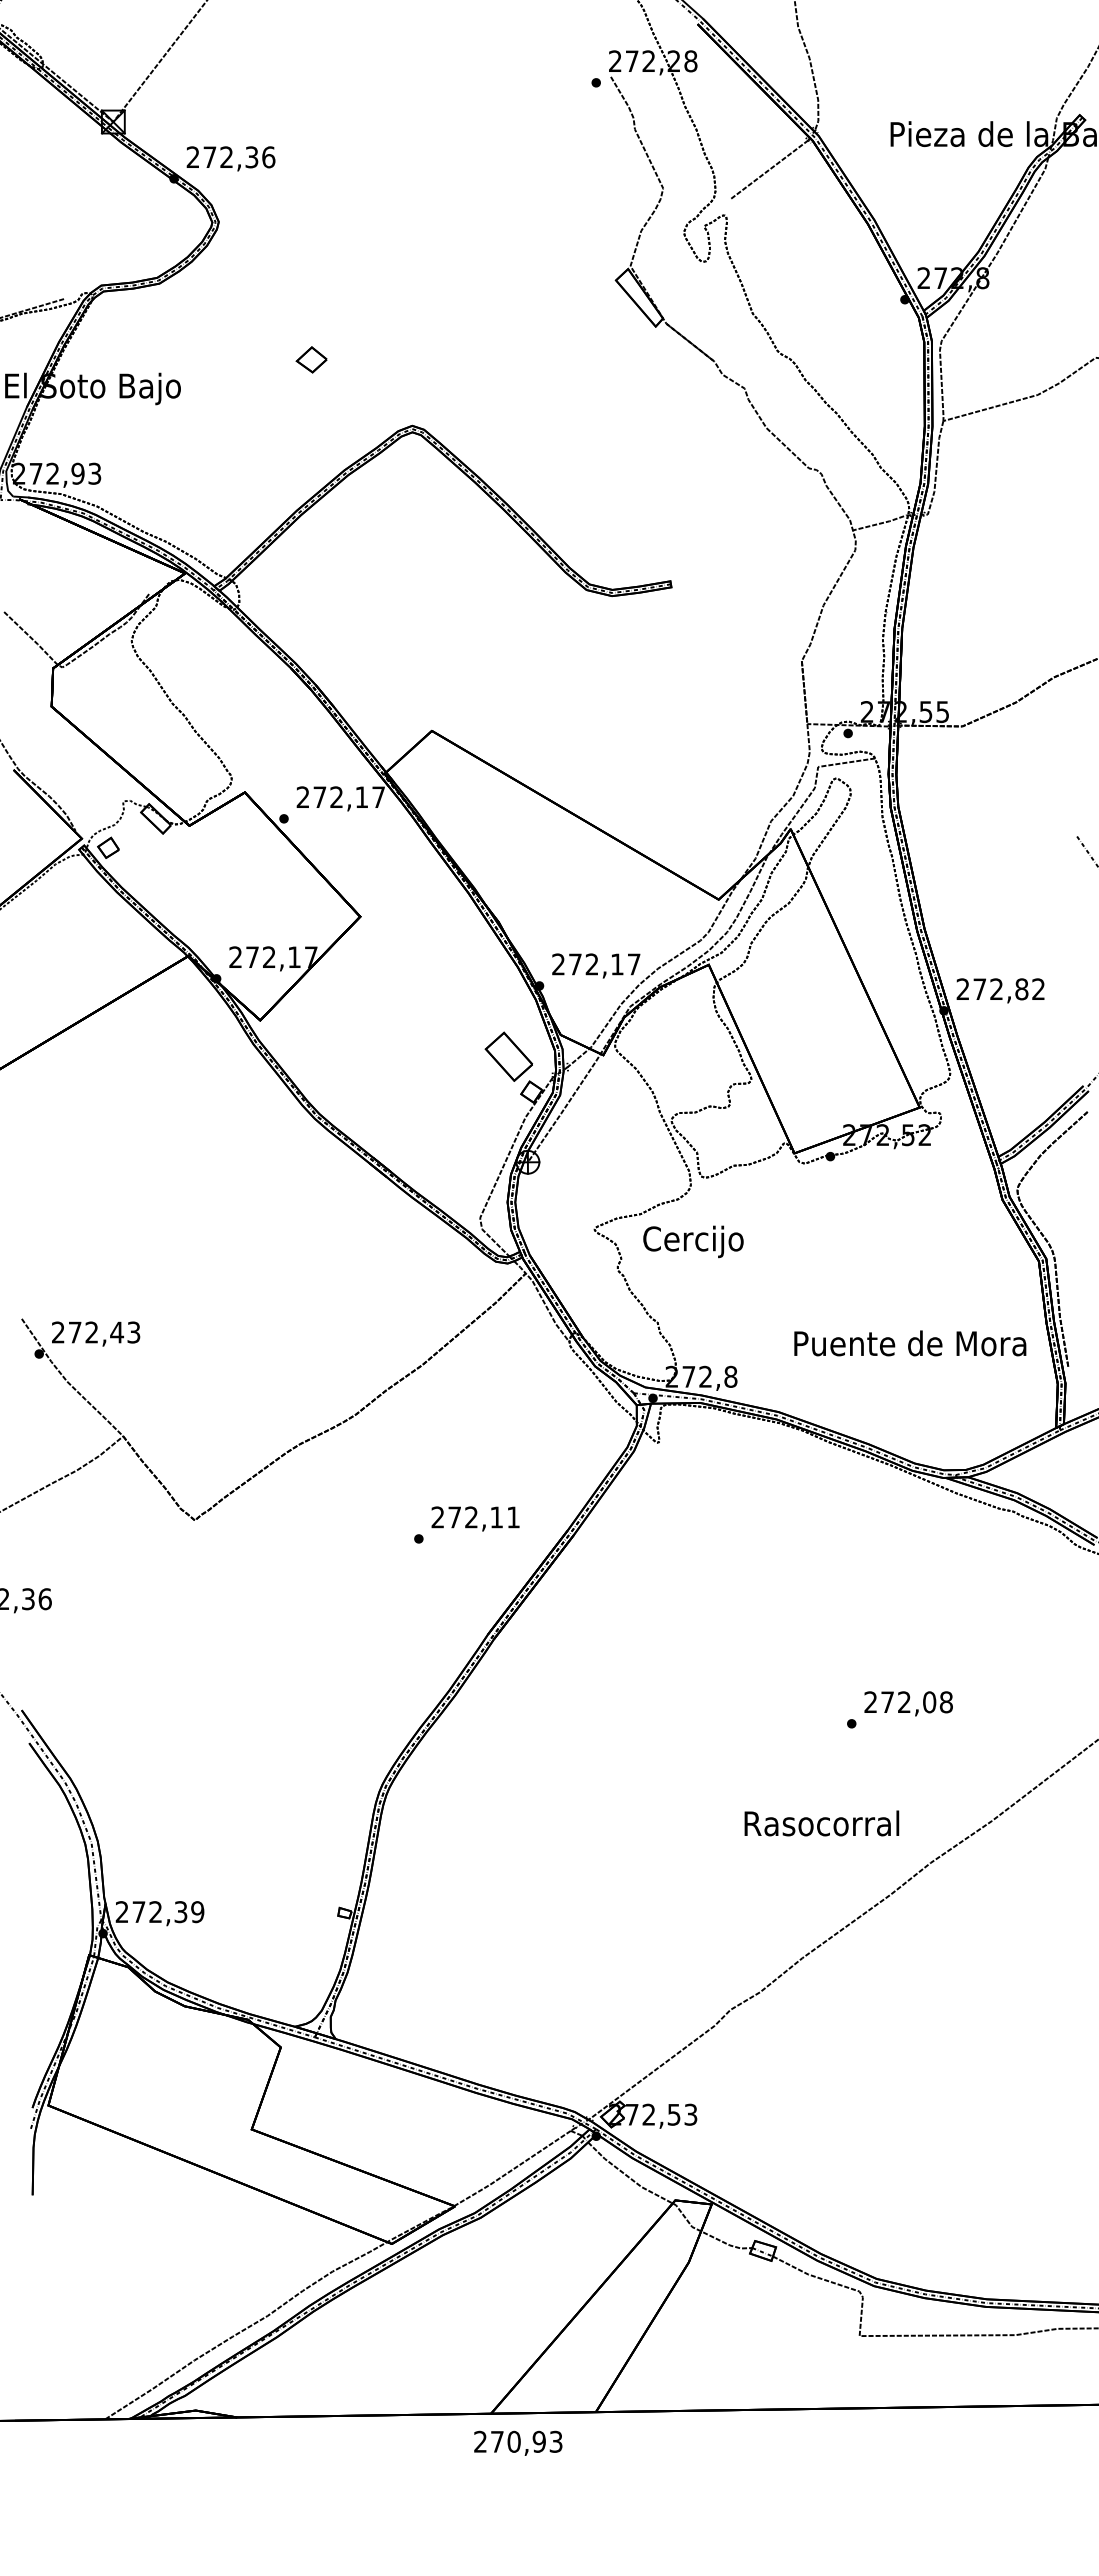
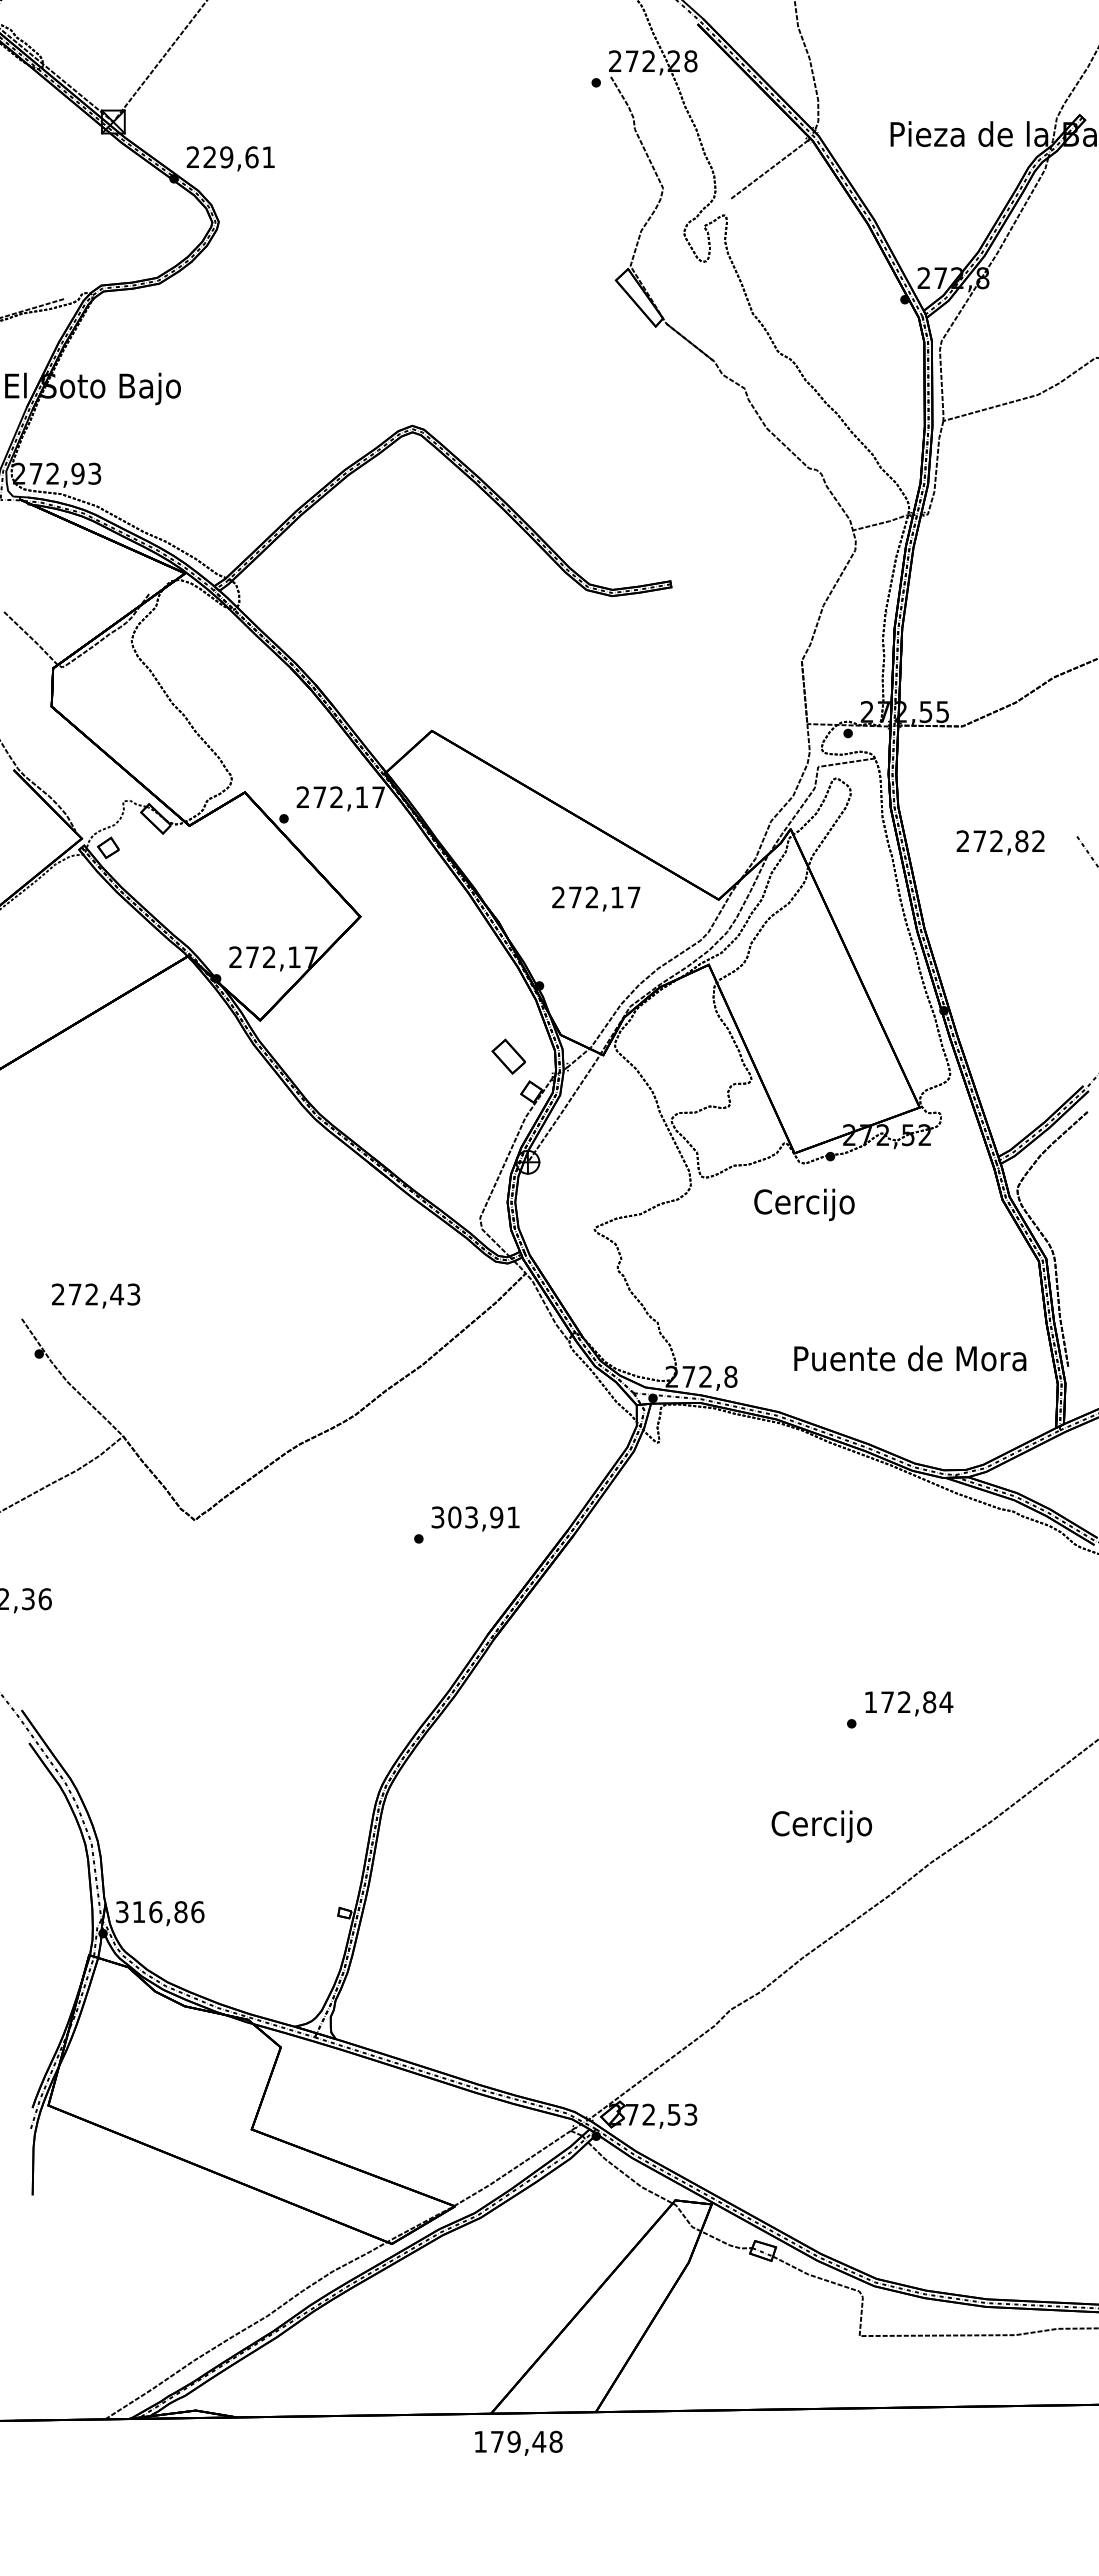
text: 272,36 -> 229,61 (239, 157)
part: present -> none (311, 359)
text position: (596, 965) -> (596, 898) (596, 898)
text position: (1000, 990) -> (1000, 842) (1000, 842)
part size: 49x51 px -> 35x37 px (508, 1056)
text position: (693, 1241) -> (804, 1204) (804, 1204)
text position: (96, 1333) -> (96, 1295) (96, 1295)
text position: (910, 1343) -> (910, 1358) (910, 1358)
text: 272,11 -> 303,91 (467, 1517)
text: 272,08 -> 172,84 (908, 1702)
text: Rasocorral -> Cercijo (821, 1826)
text: 272,39 -> 316,86 (159, 1912)
text: 270,93 -> 179,48 (518, 2441)
